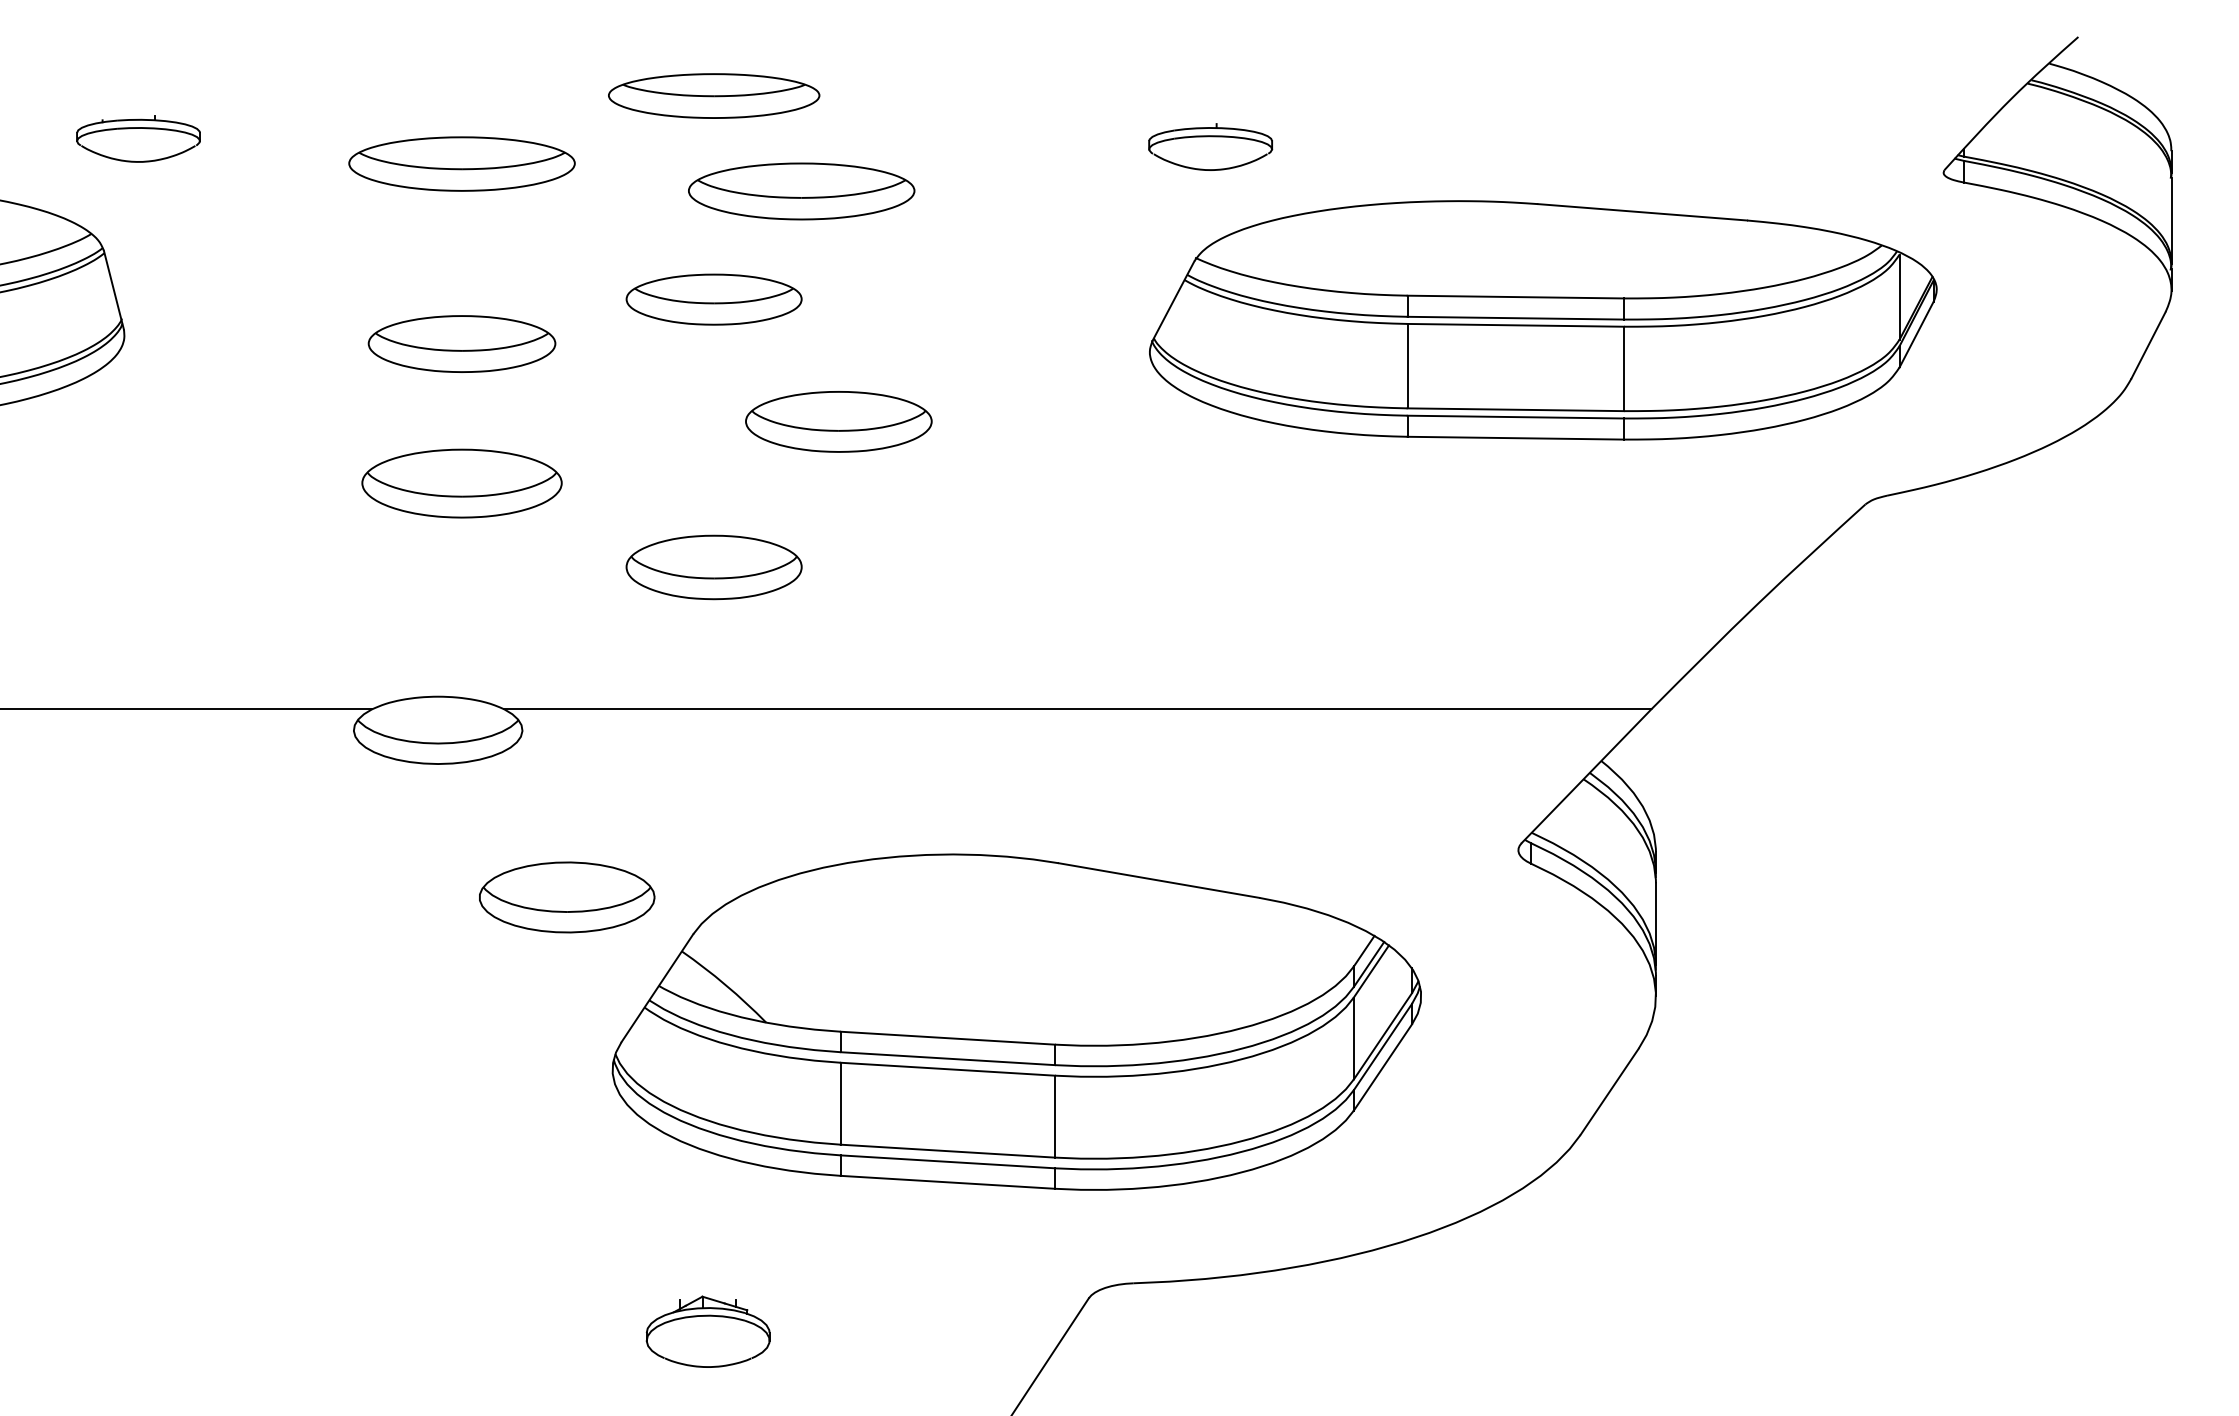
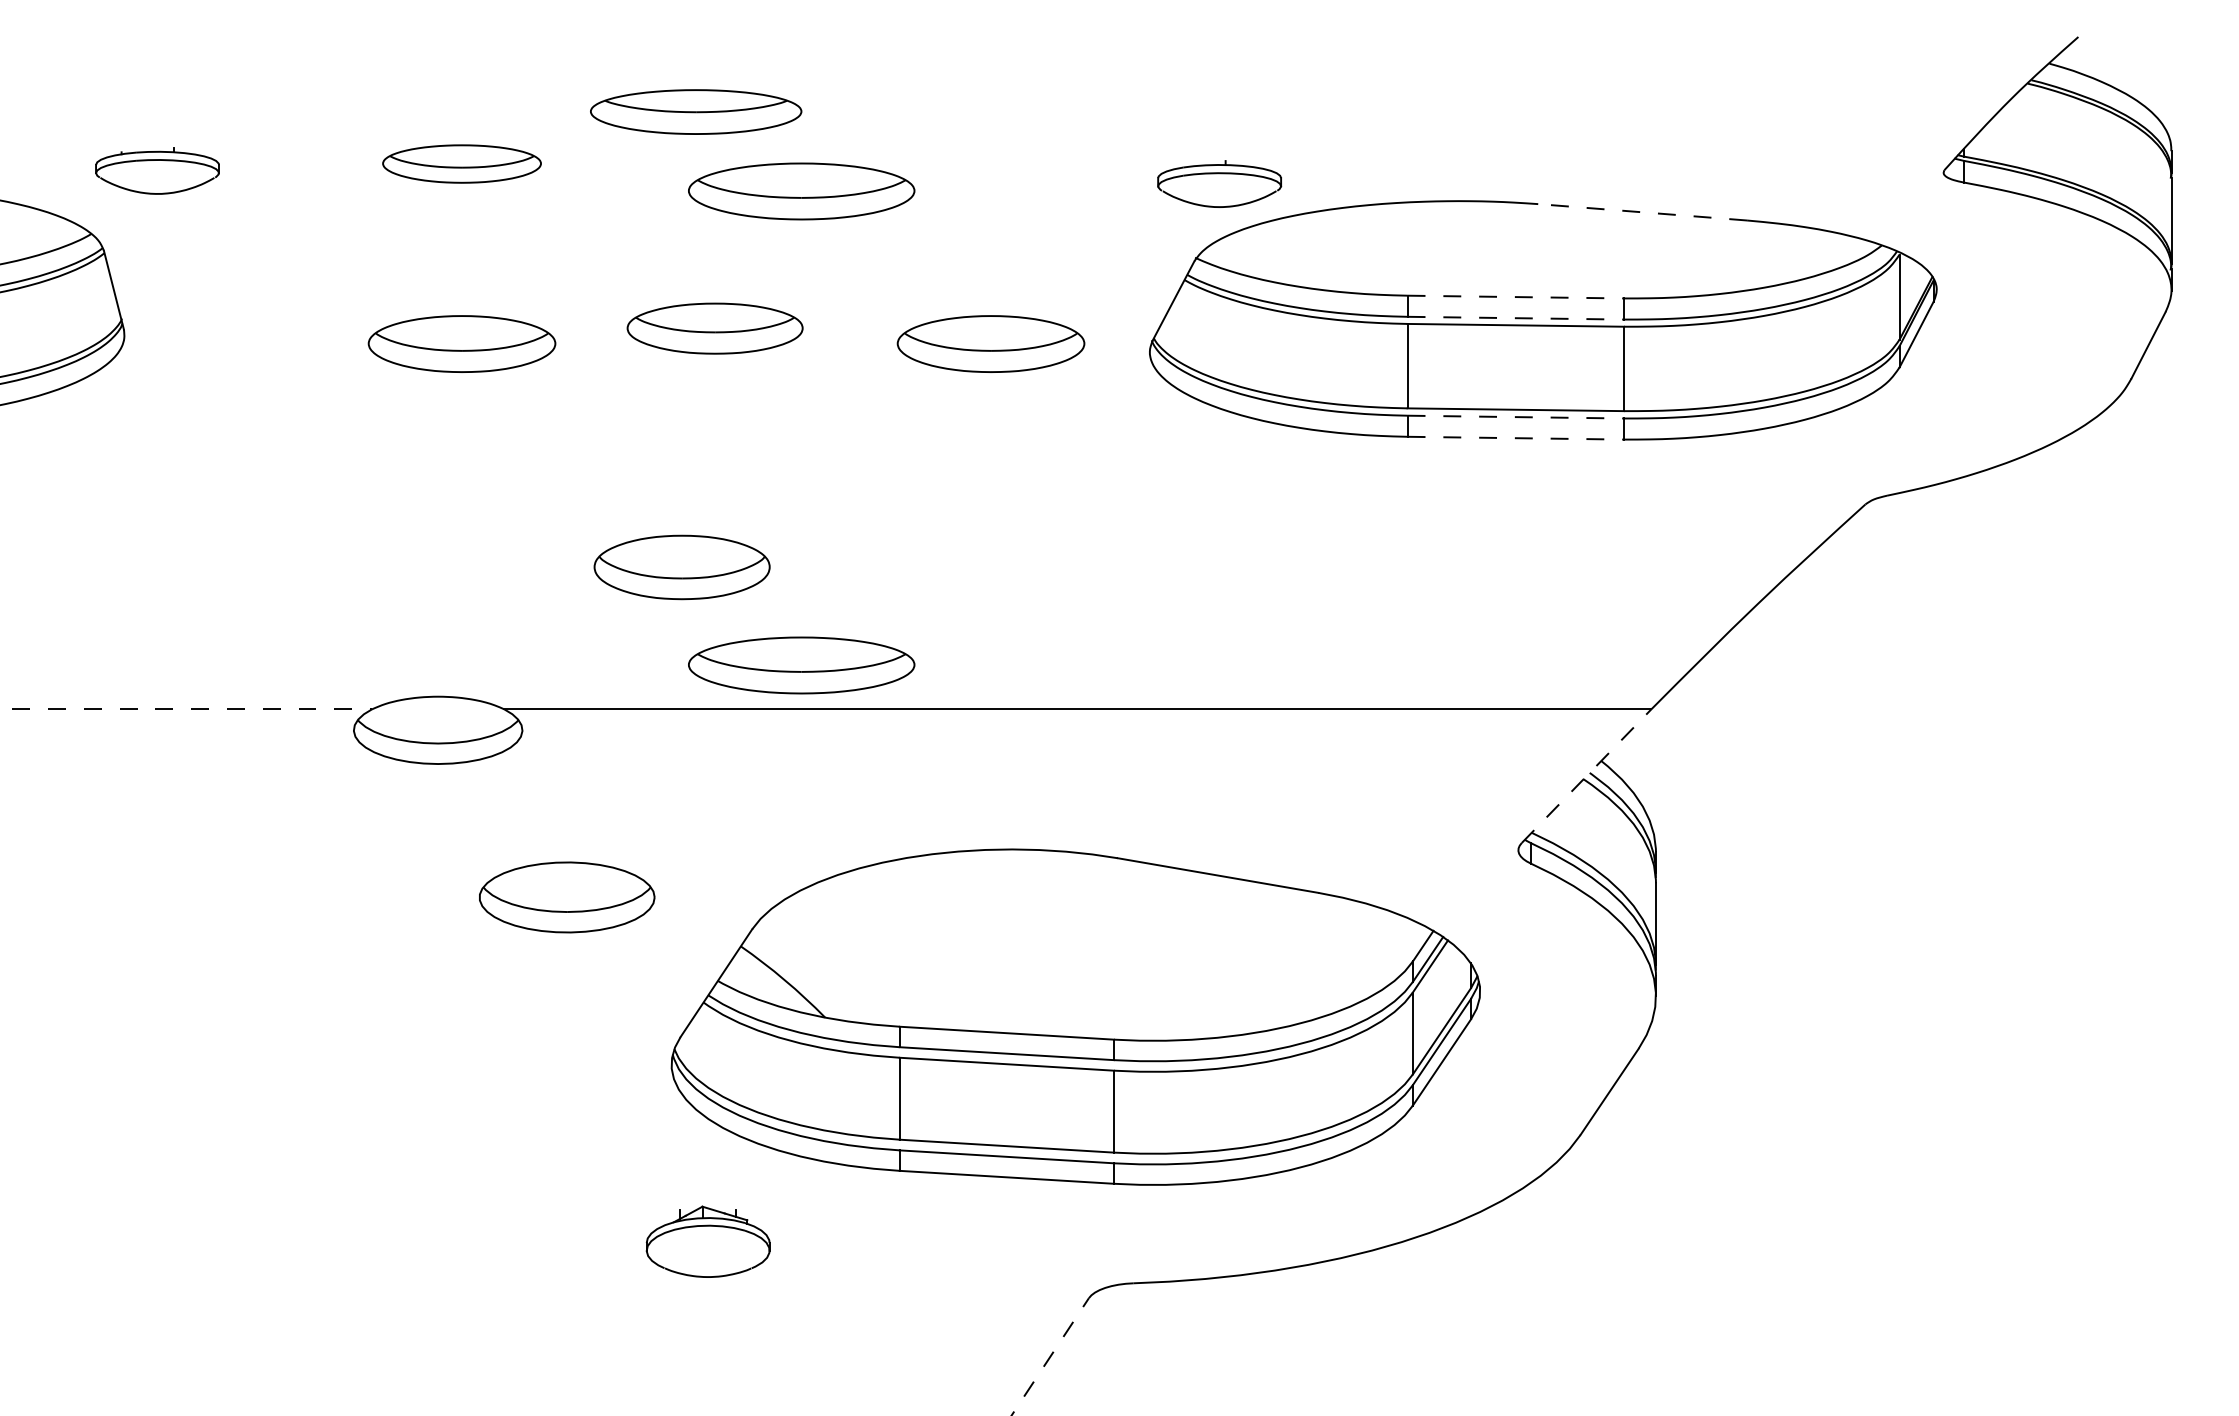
part position: (714, 95) -> (696, 111) (696, 111)
part position: (138, 138) -> (157, 170) (157, 170)
part position: (1210, 146) -> (1219, 183) (1219, 183)
part size: 228x56 px -> 160x40 px (461, 163)
line: solid -> dashed (1642, 212)
line: solid -> dashed (1516, 297)
part position: (713, 299) -> (714, 328) (714, 328)
line: solid -> dashed (1516, 318)
part: none -> present (990, 343)
line: solid -> dashed (1516, 417)
part: present -> none (838, 421)
line: solid -> dashed (1516, 438)
part: present -> none (461, 483)
part position: (713, 567) -> (681, 567) (681, 567)
part: none -> present (801, 665)
line: solid -> dashed (186, 709)
line: solid -> dashed (1586, 775)
part position: (1016, 1021) -> (1075, 1016) (1075, 1016)
part position: (707, 1331) -> (707, 1241) (707, 1241)
line: solid -> dashed (1050, 1356)
